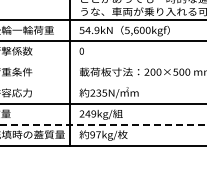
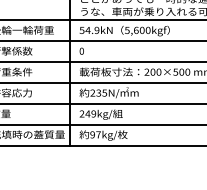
line: none -> present (102, 62)
line: none -> present (102, 82)
line: dashed -> solid (103, 124)
